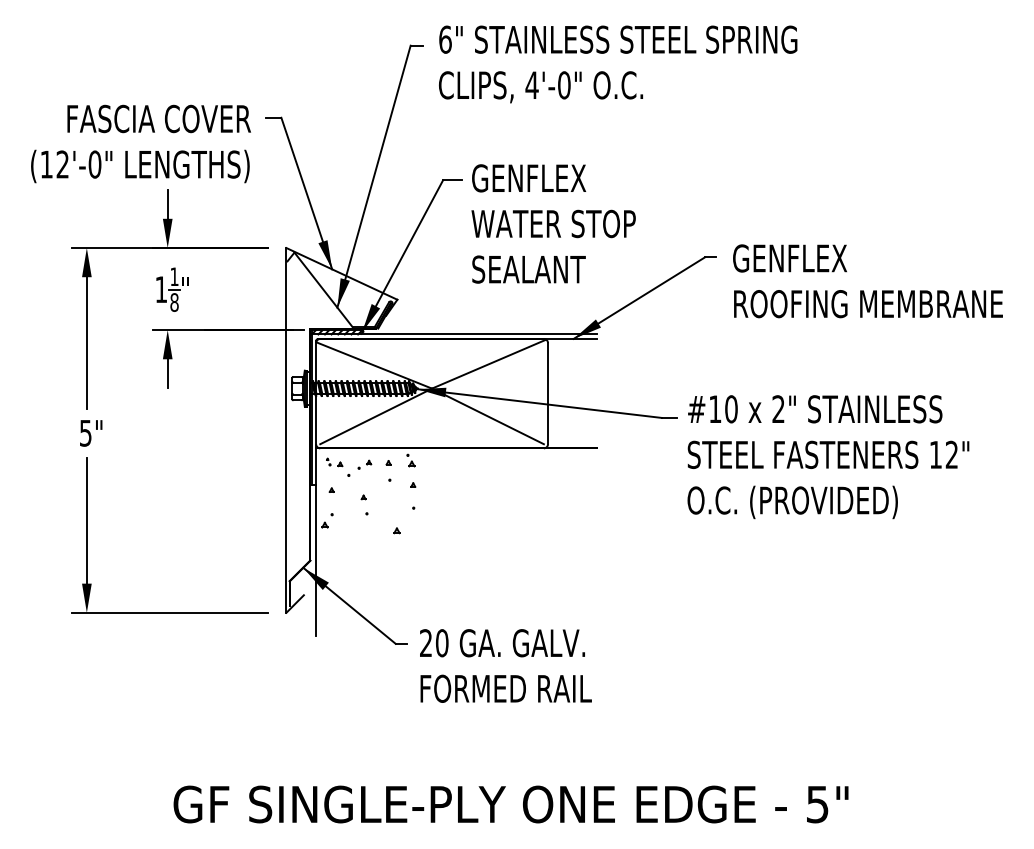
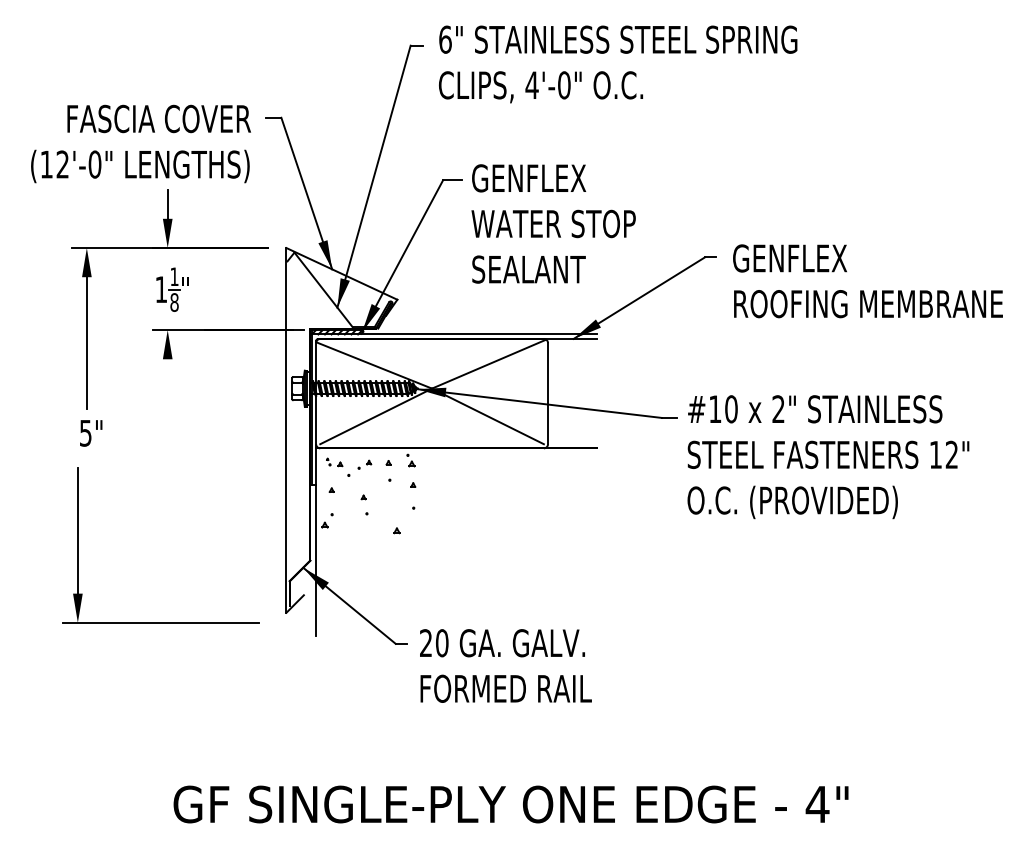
line: present -> none (167, 373)
part position: (169, 612) -> (160, 622) (160, 622)
text: 5" -> 4" (817, 804)
